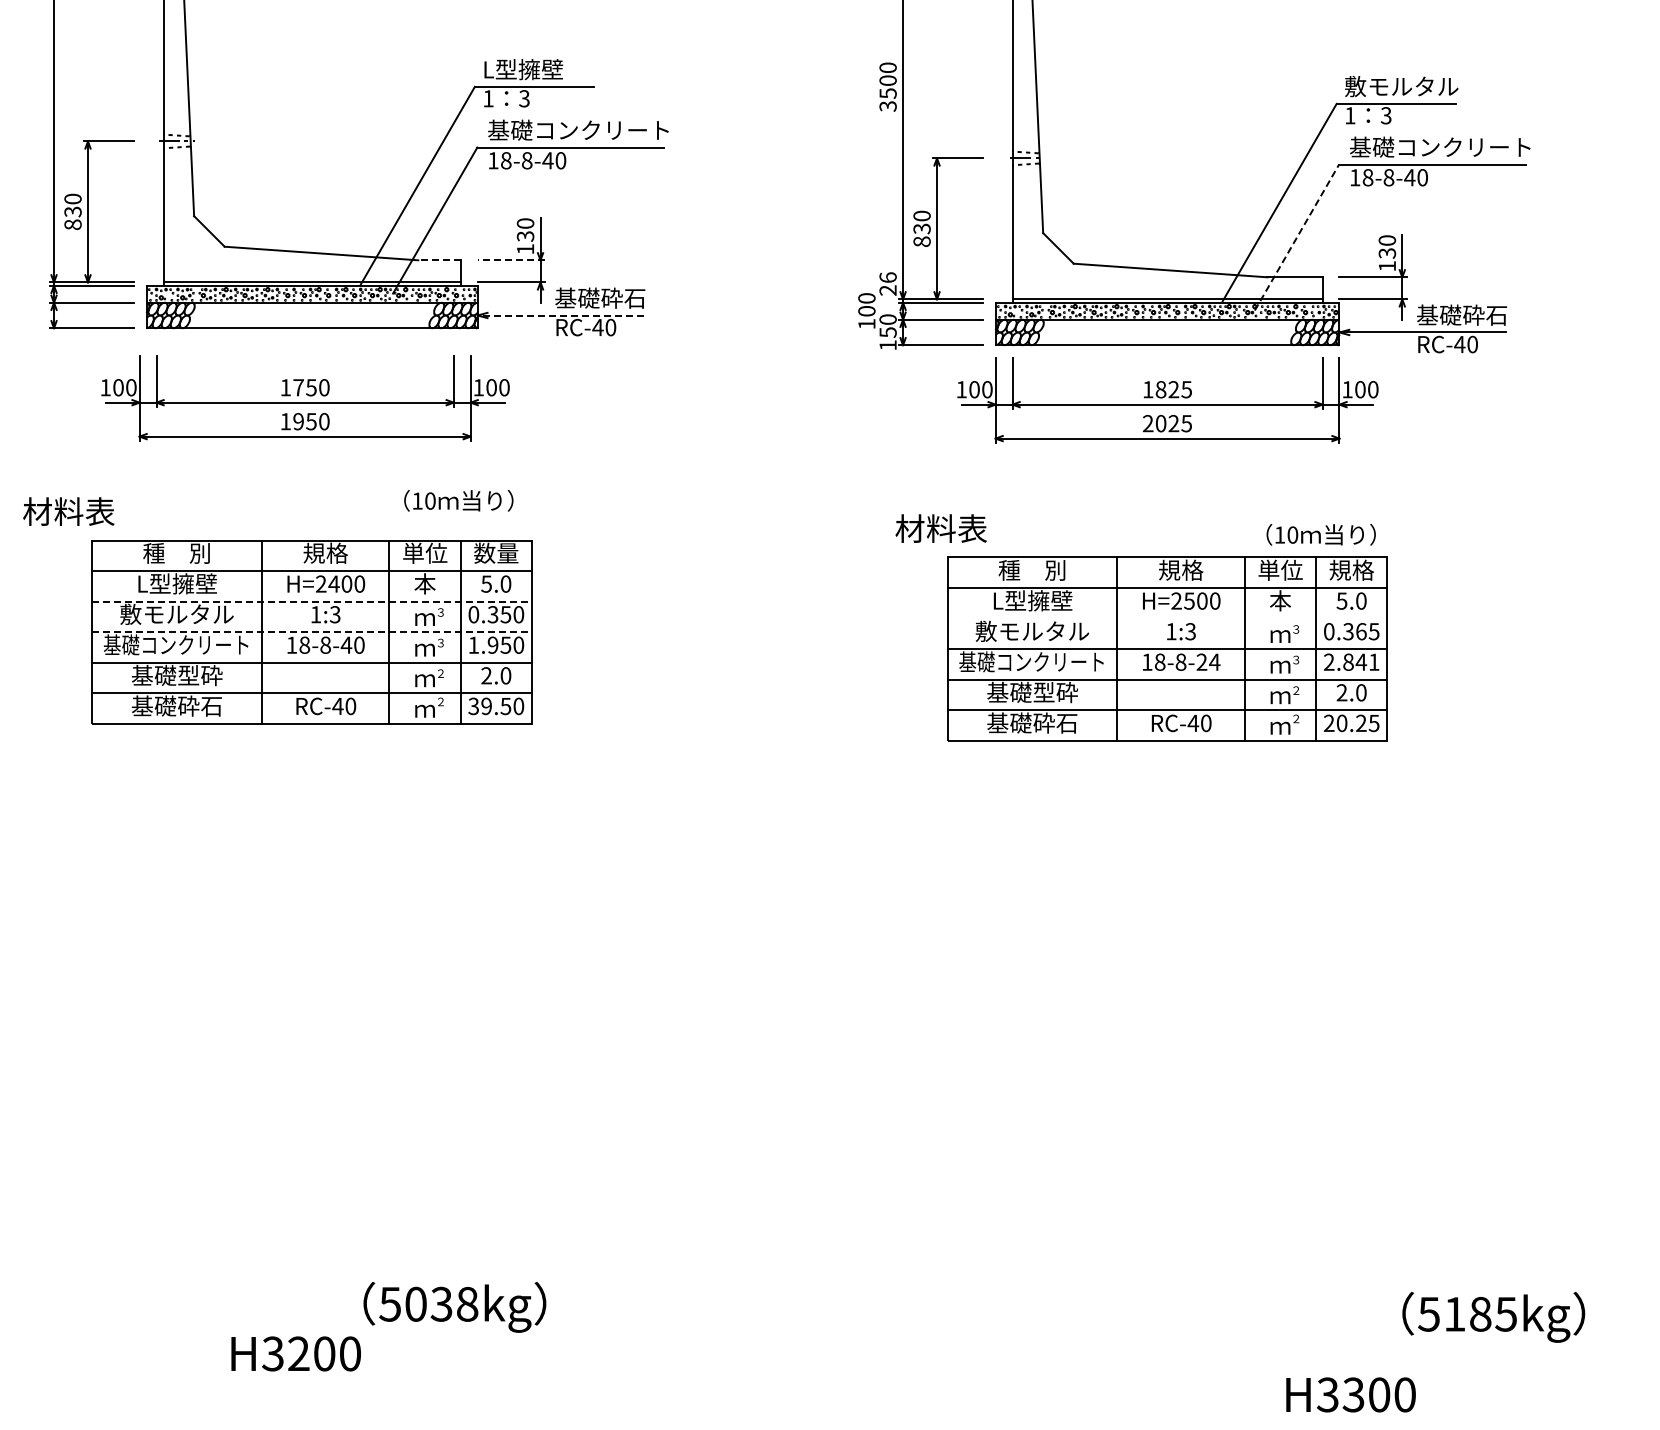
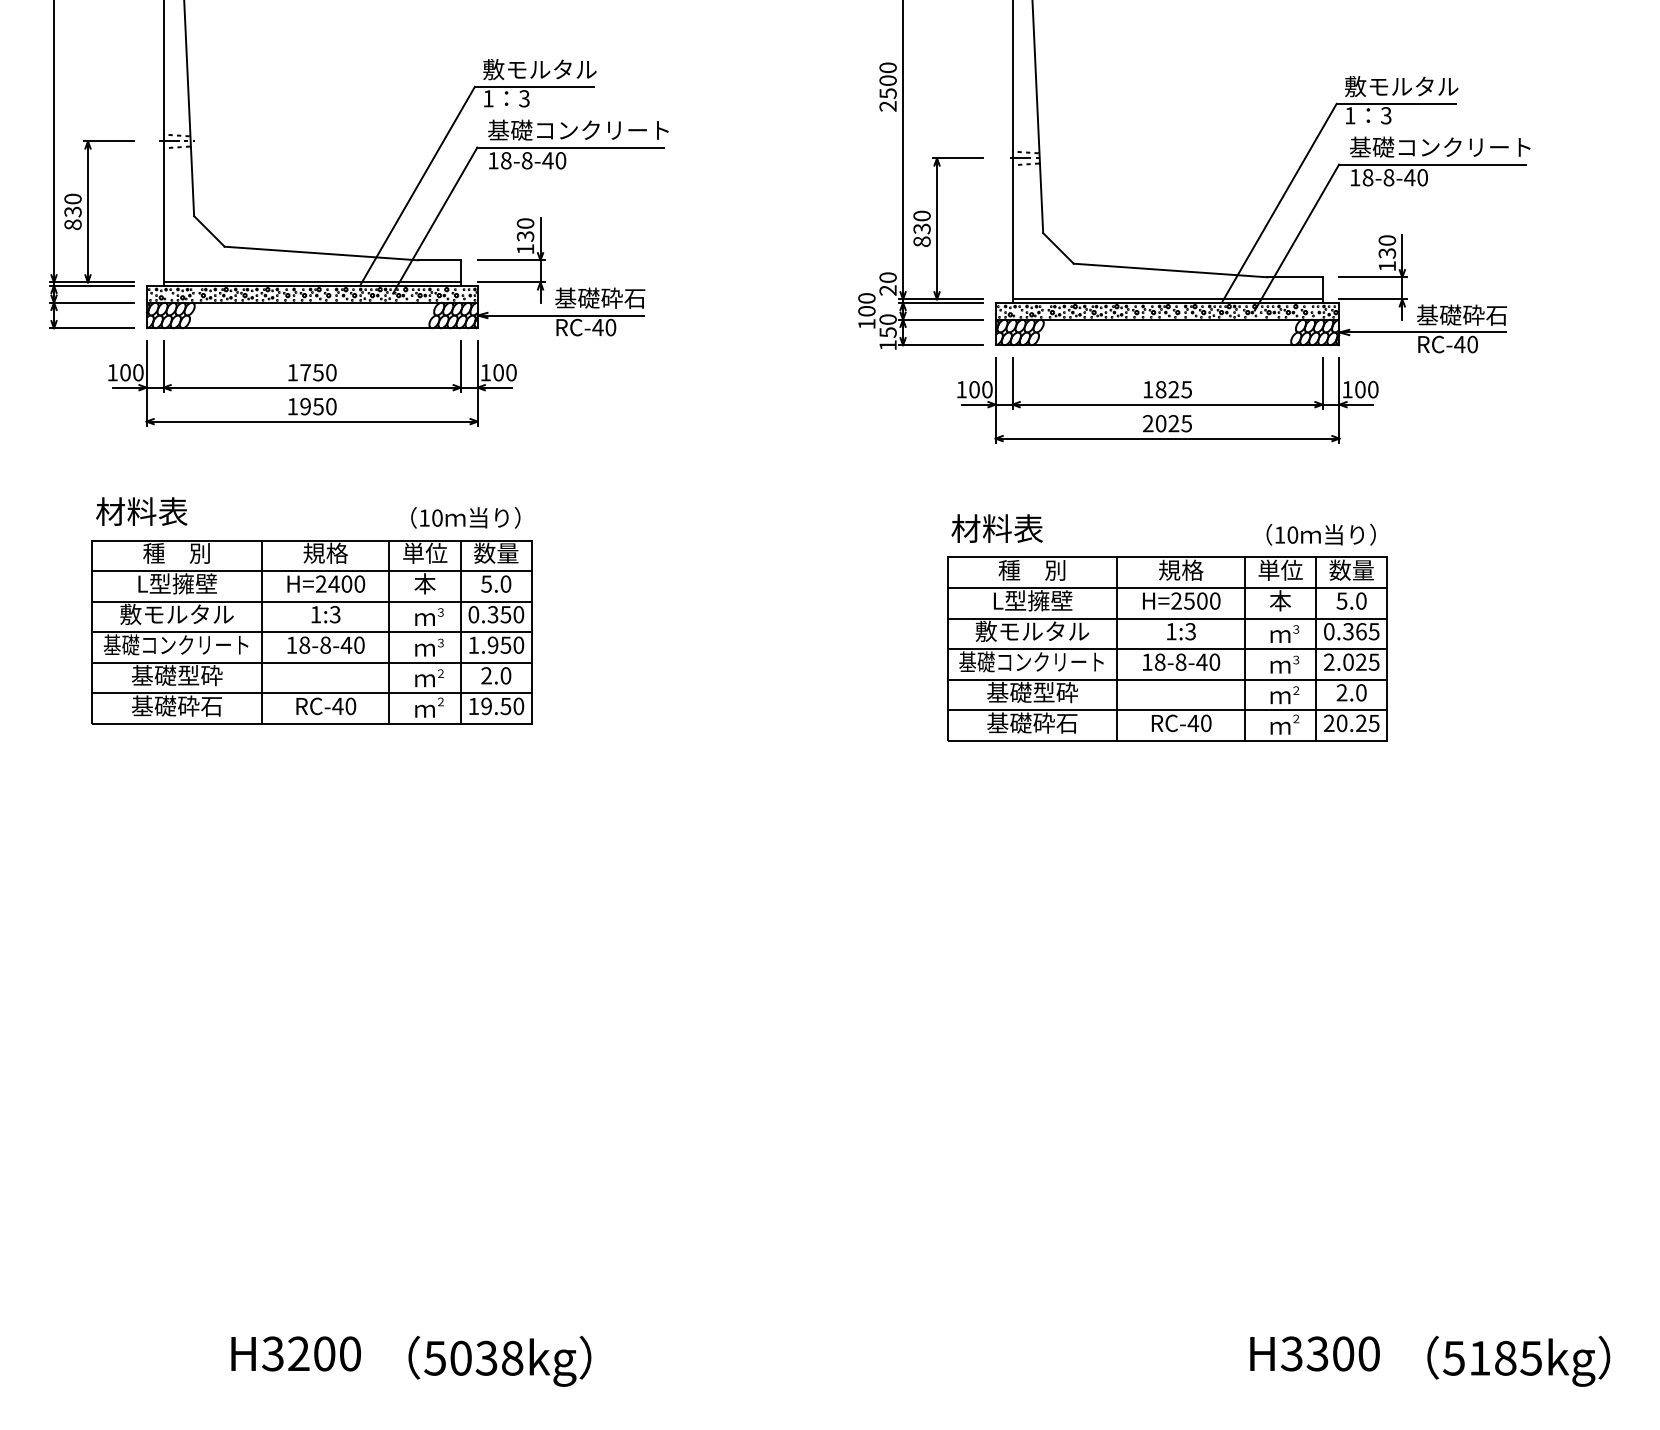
text: L型擁壁 -> 敷モルタル (539, 69)
text: 3500 -> 2500 (887, 106)
line: dashed -> solid (1297, 237)
line: dashed -> solid (439, 260)
line: dashed -> solid (511, 260)
text: 26 -> 20 (887, 277)
line: dashed -> solid (560, 315)
part position: (305, 398) -> (312, 383) (312, 383)
text position: (458, 500) -> (465, 517) (465, 517)
text position: (68, 511) -> (141, 511) (141, 511)
text position: (940, 528) -> (996, 528) (996, 528)
text: 規格 -> 数量 (1351, 569)
line: dashed -> solid (312, 601)
line: none -> present (1167, 618)
line: dashed -> solid (312, 632)
text: 18-8-24 -> 18-8-40 (1208, 661)
text: 2.841 -> 2.025 (1361, 661)
text: 39.50 -> 19.50 (473, 706)
text position: (454, 1307) -> (499, 1361) (499, 1361)
text position: (1493, 1316) -> (1518, 1360) (1518, 1360)
text position: (1350, 1394) -> (1314, 1353) (1314, 1353)
